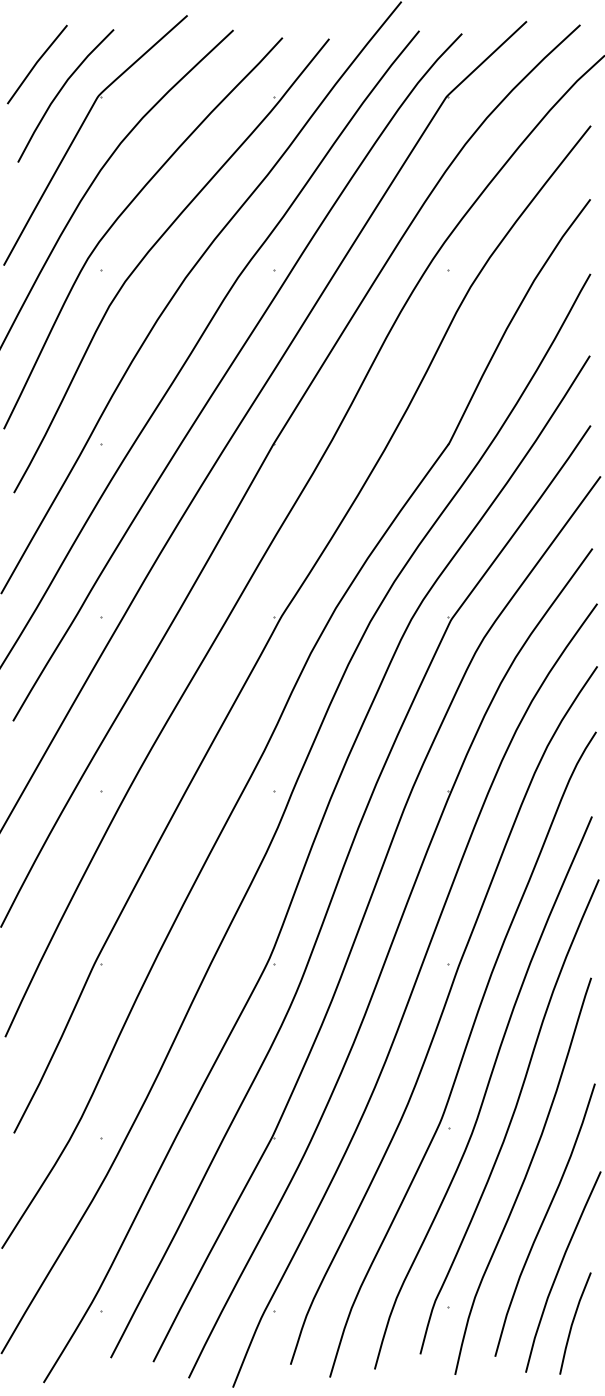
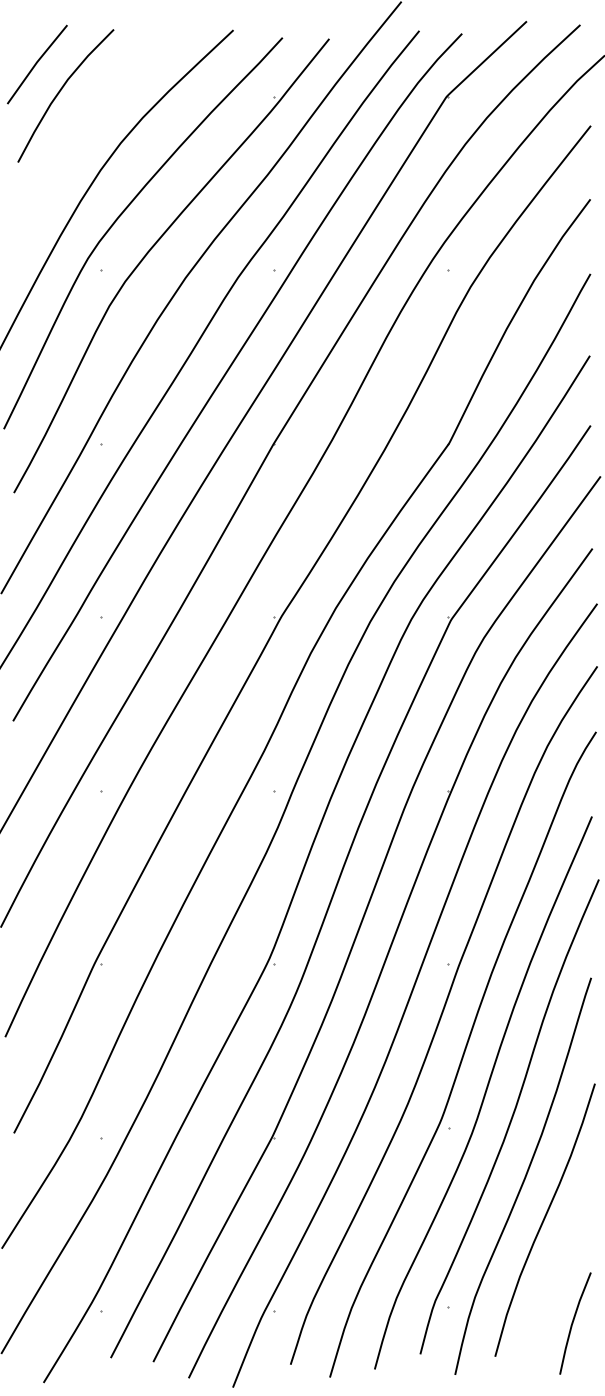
part: present -> none (79, 131)
curve: present -> none (559, 1271)
